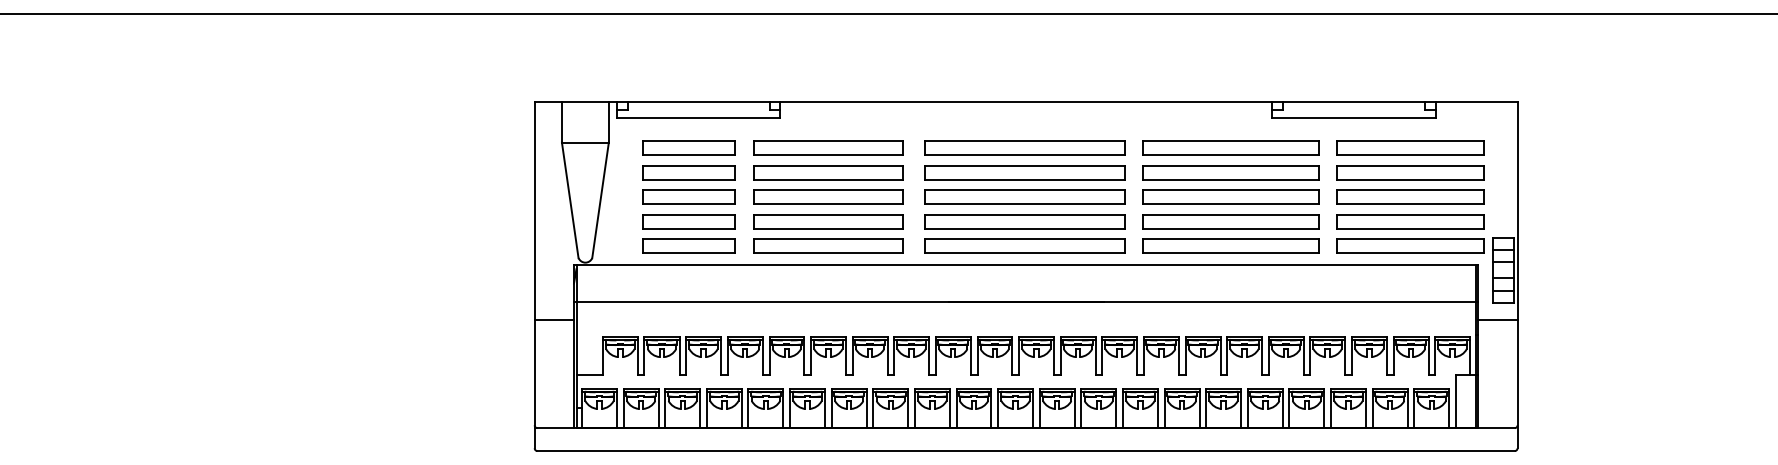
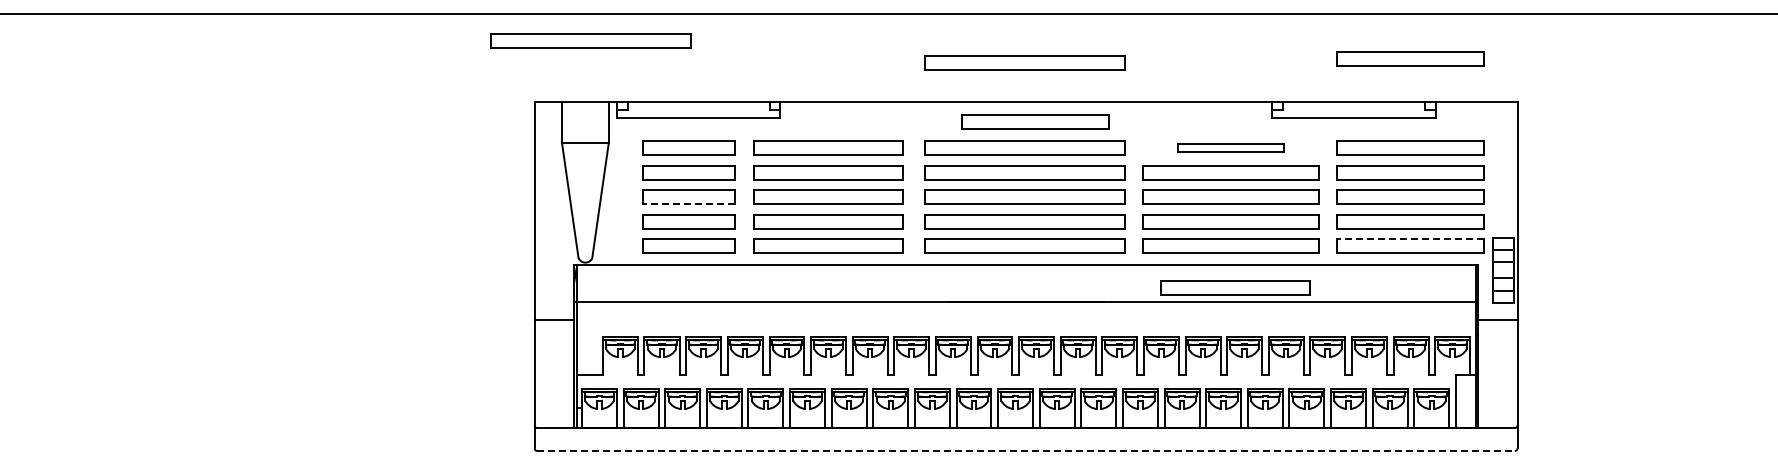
part: none -> present (590, 40)
part: none -> present (1410, 58)
part: none -> present (1024, 62)
part: none -> present (1035, 121)
part size: 178x16 px -> 108x10 px (1230, 147)
line: solid -> dashed (688, 204)
line: solid -> dashed (1410, 239)
part: none -> present (1235, 287)
line: solid -> dashed (1026, 451)
